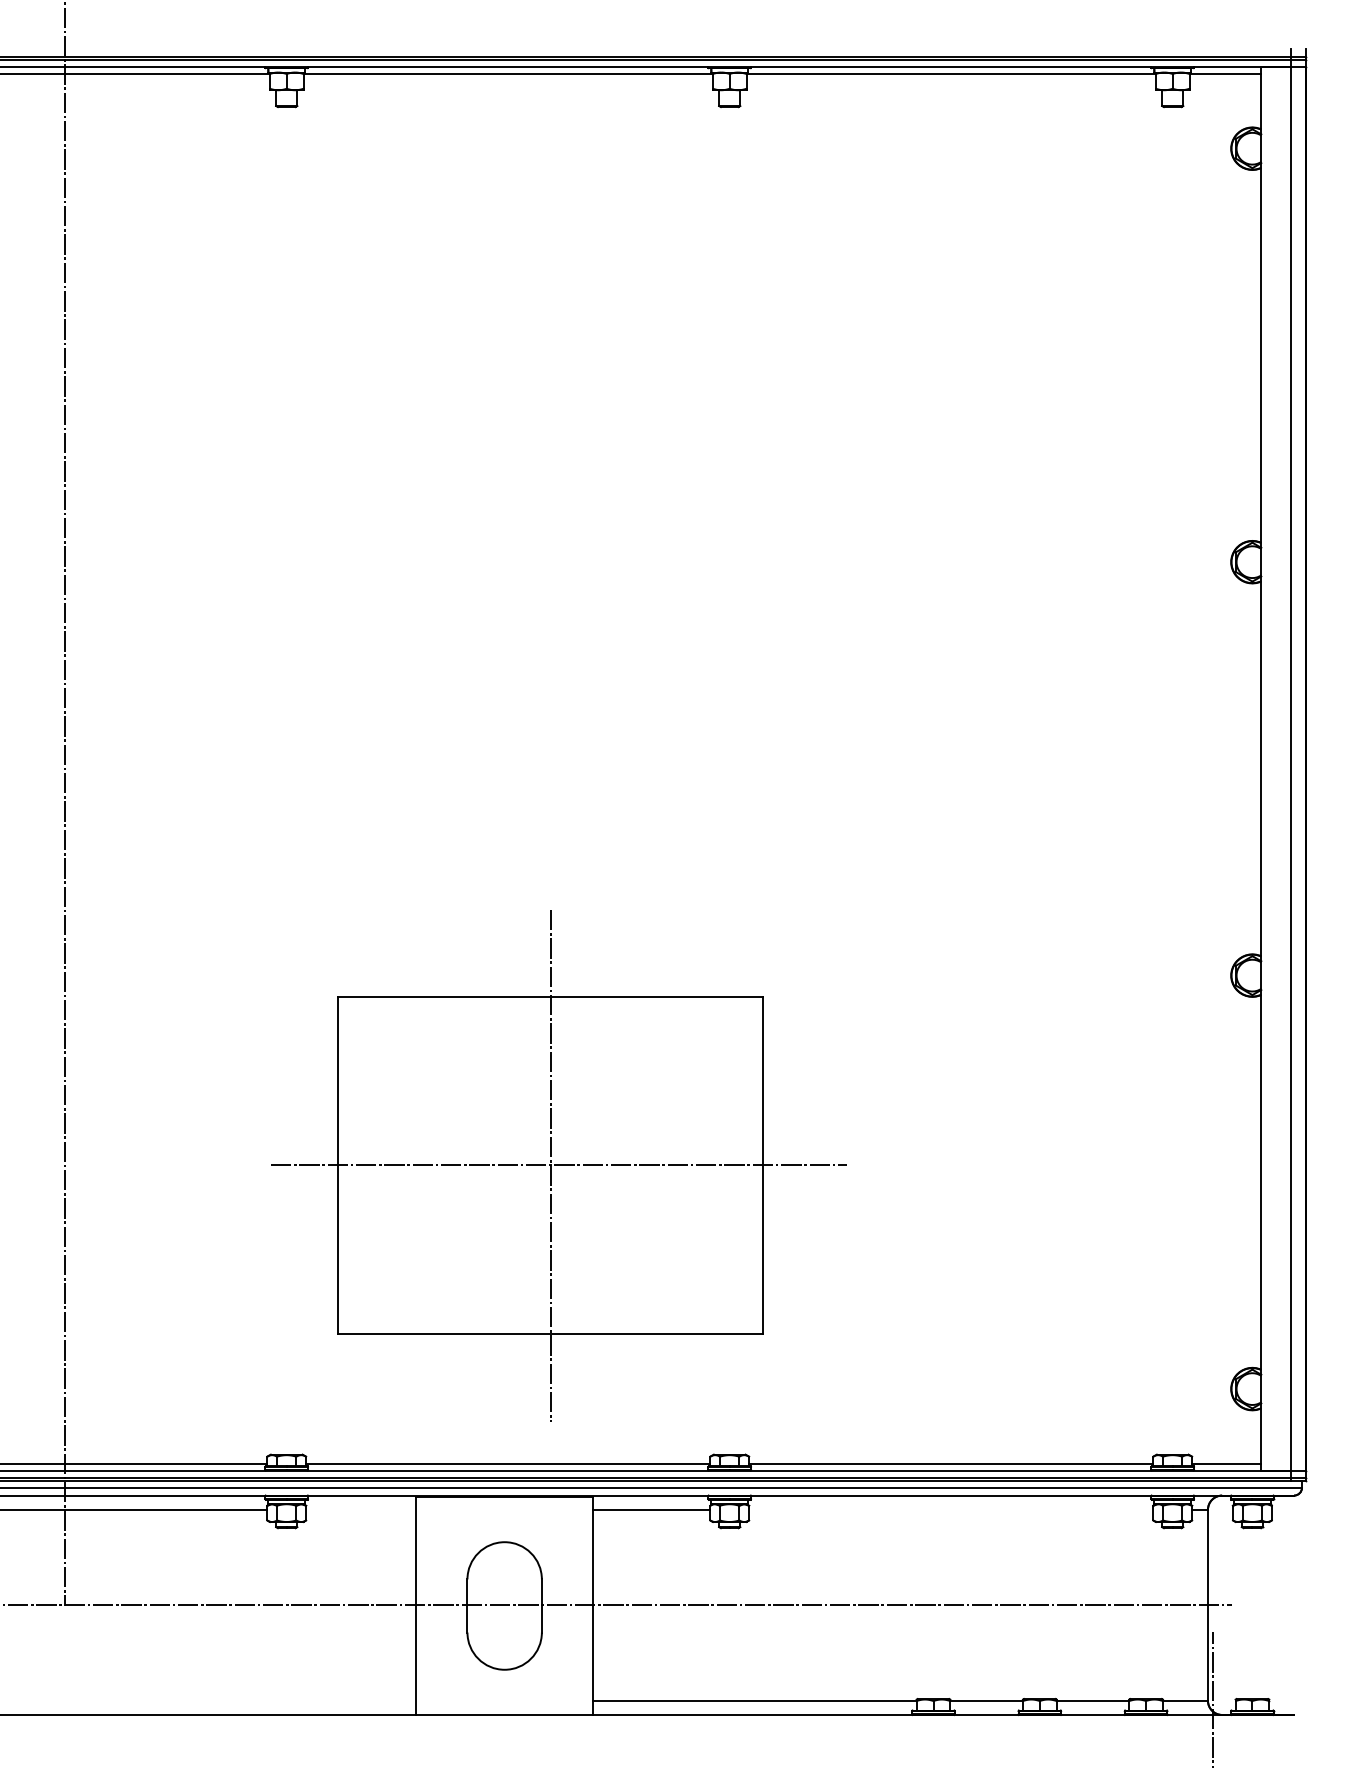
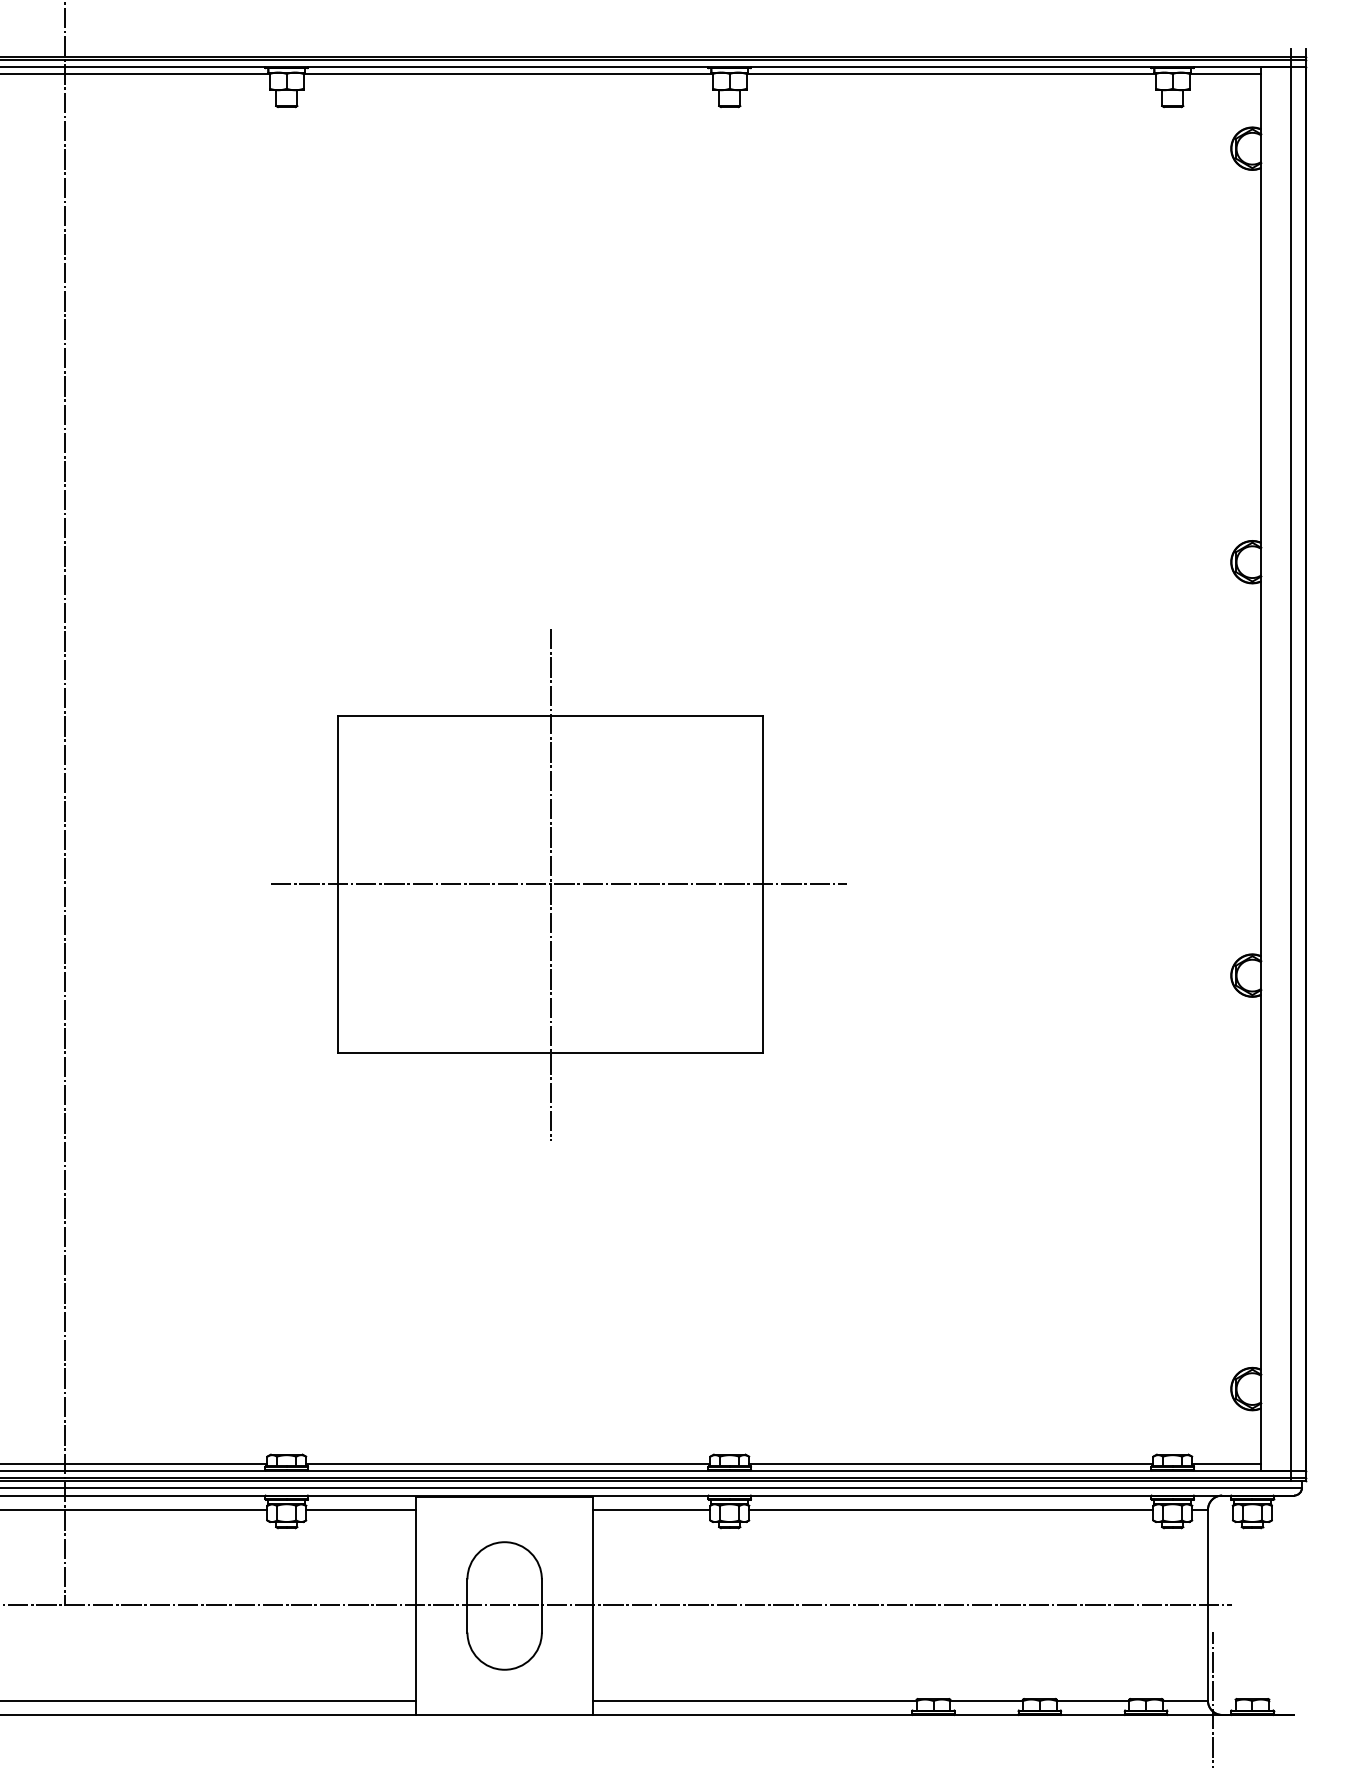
part position: (558, 1165) -> (558, 884) (558, 884)
line: none -> present (361, 1509)
line: none -> present (951, 1509)
line: none -> present (209, 1700)
